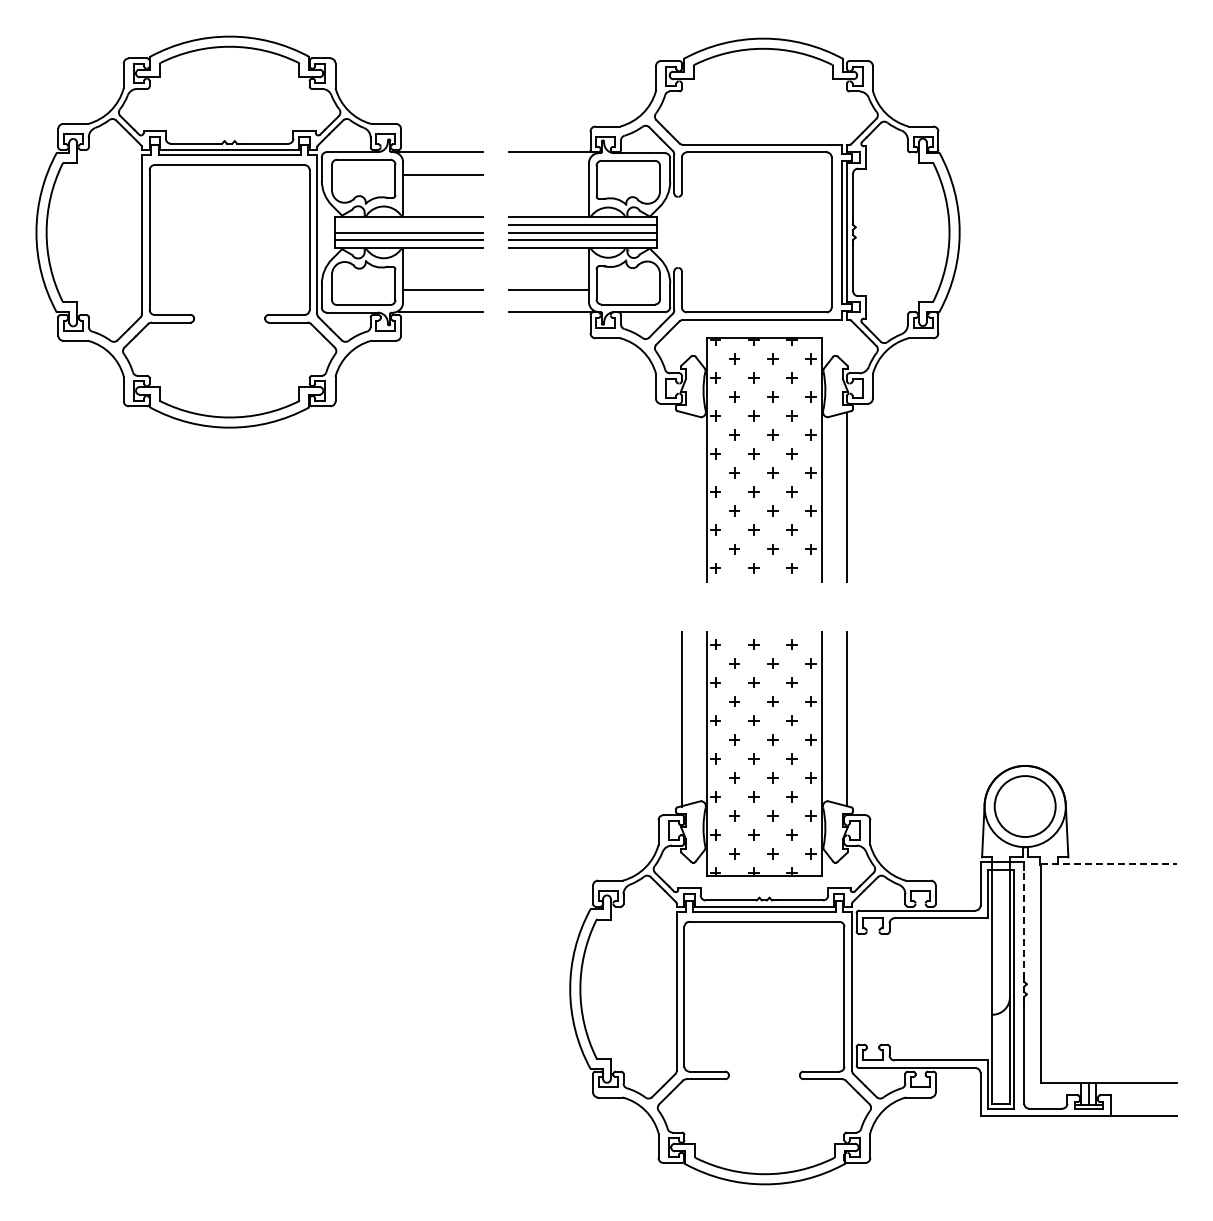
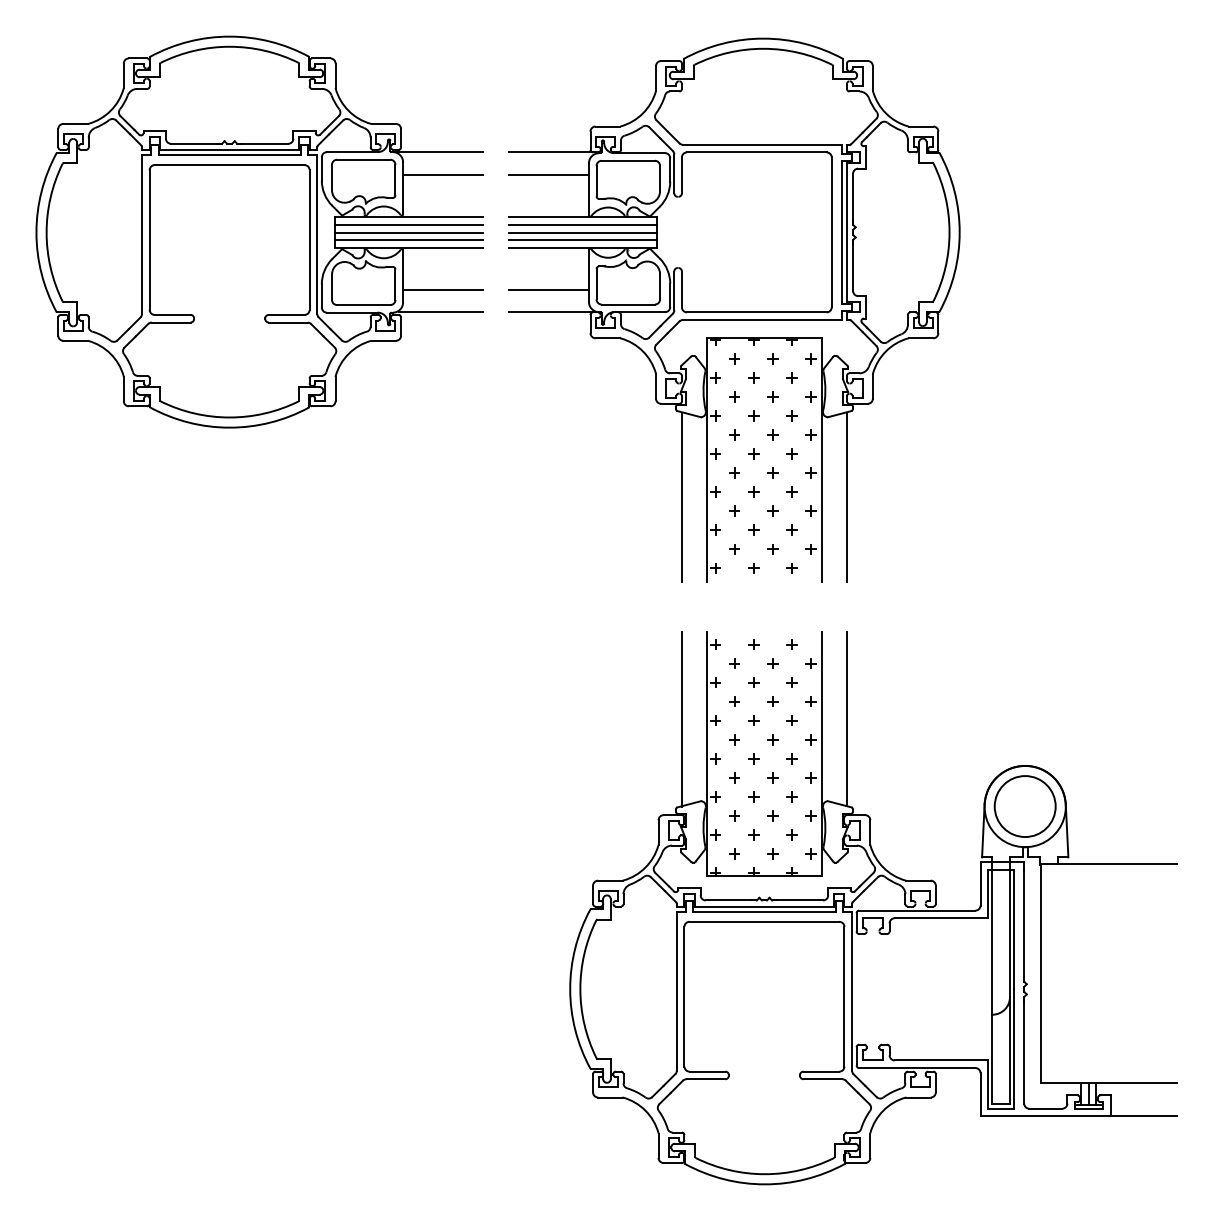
line: none -> present (548, 175)
line: none -> present (409, 225)
line: none -> present (681, 497)
line: dashed -> solid (1108, 864)
line: dashed -> solid (1024, 924)
